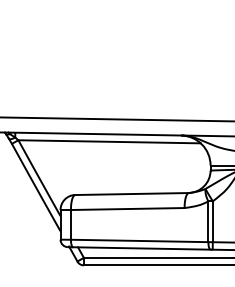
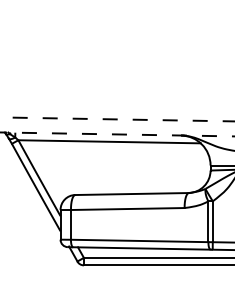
line: solid -> dashed (117, 119)
line: solid -> dashed (117, 134)
